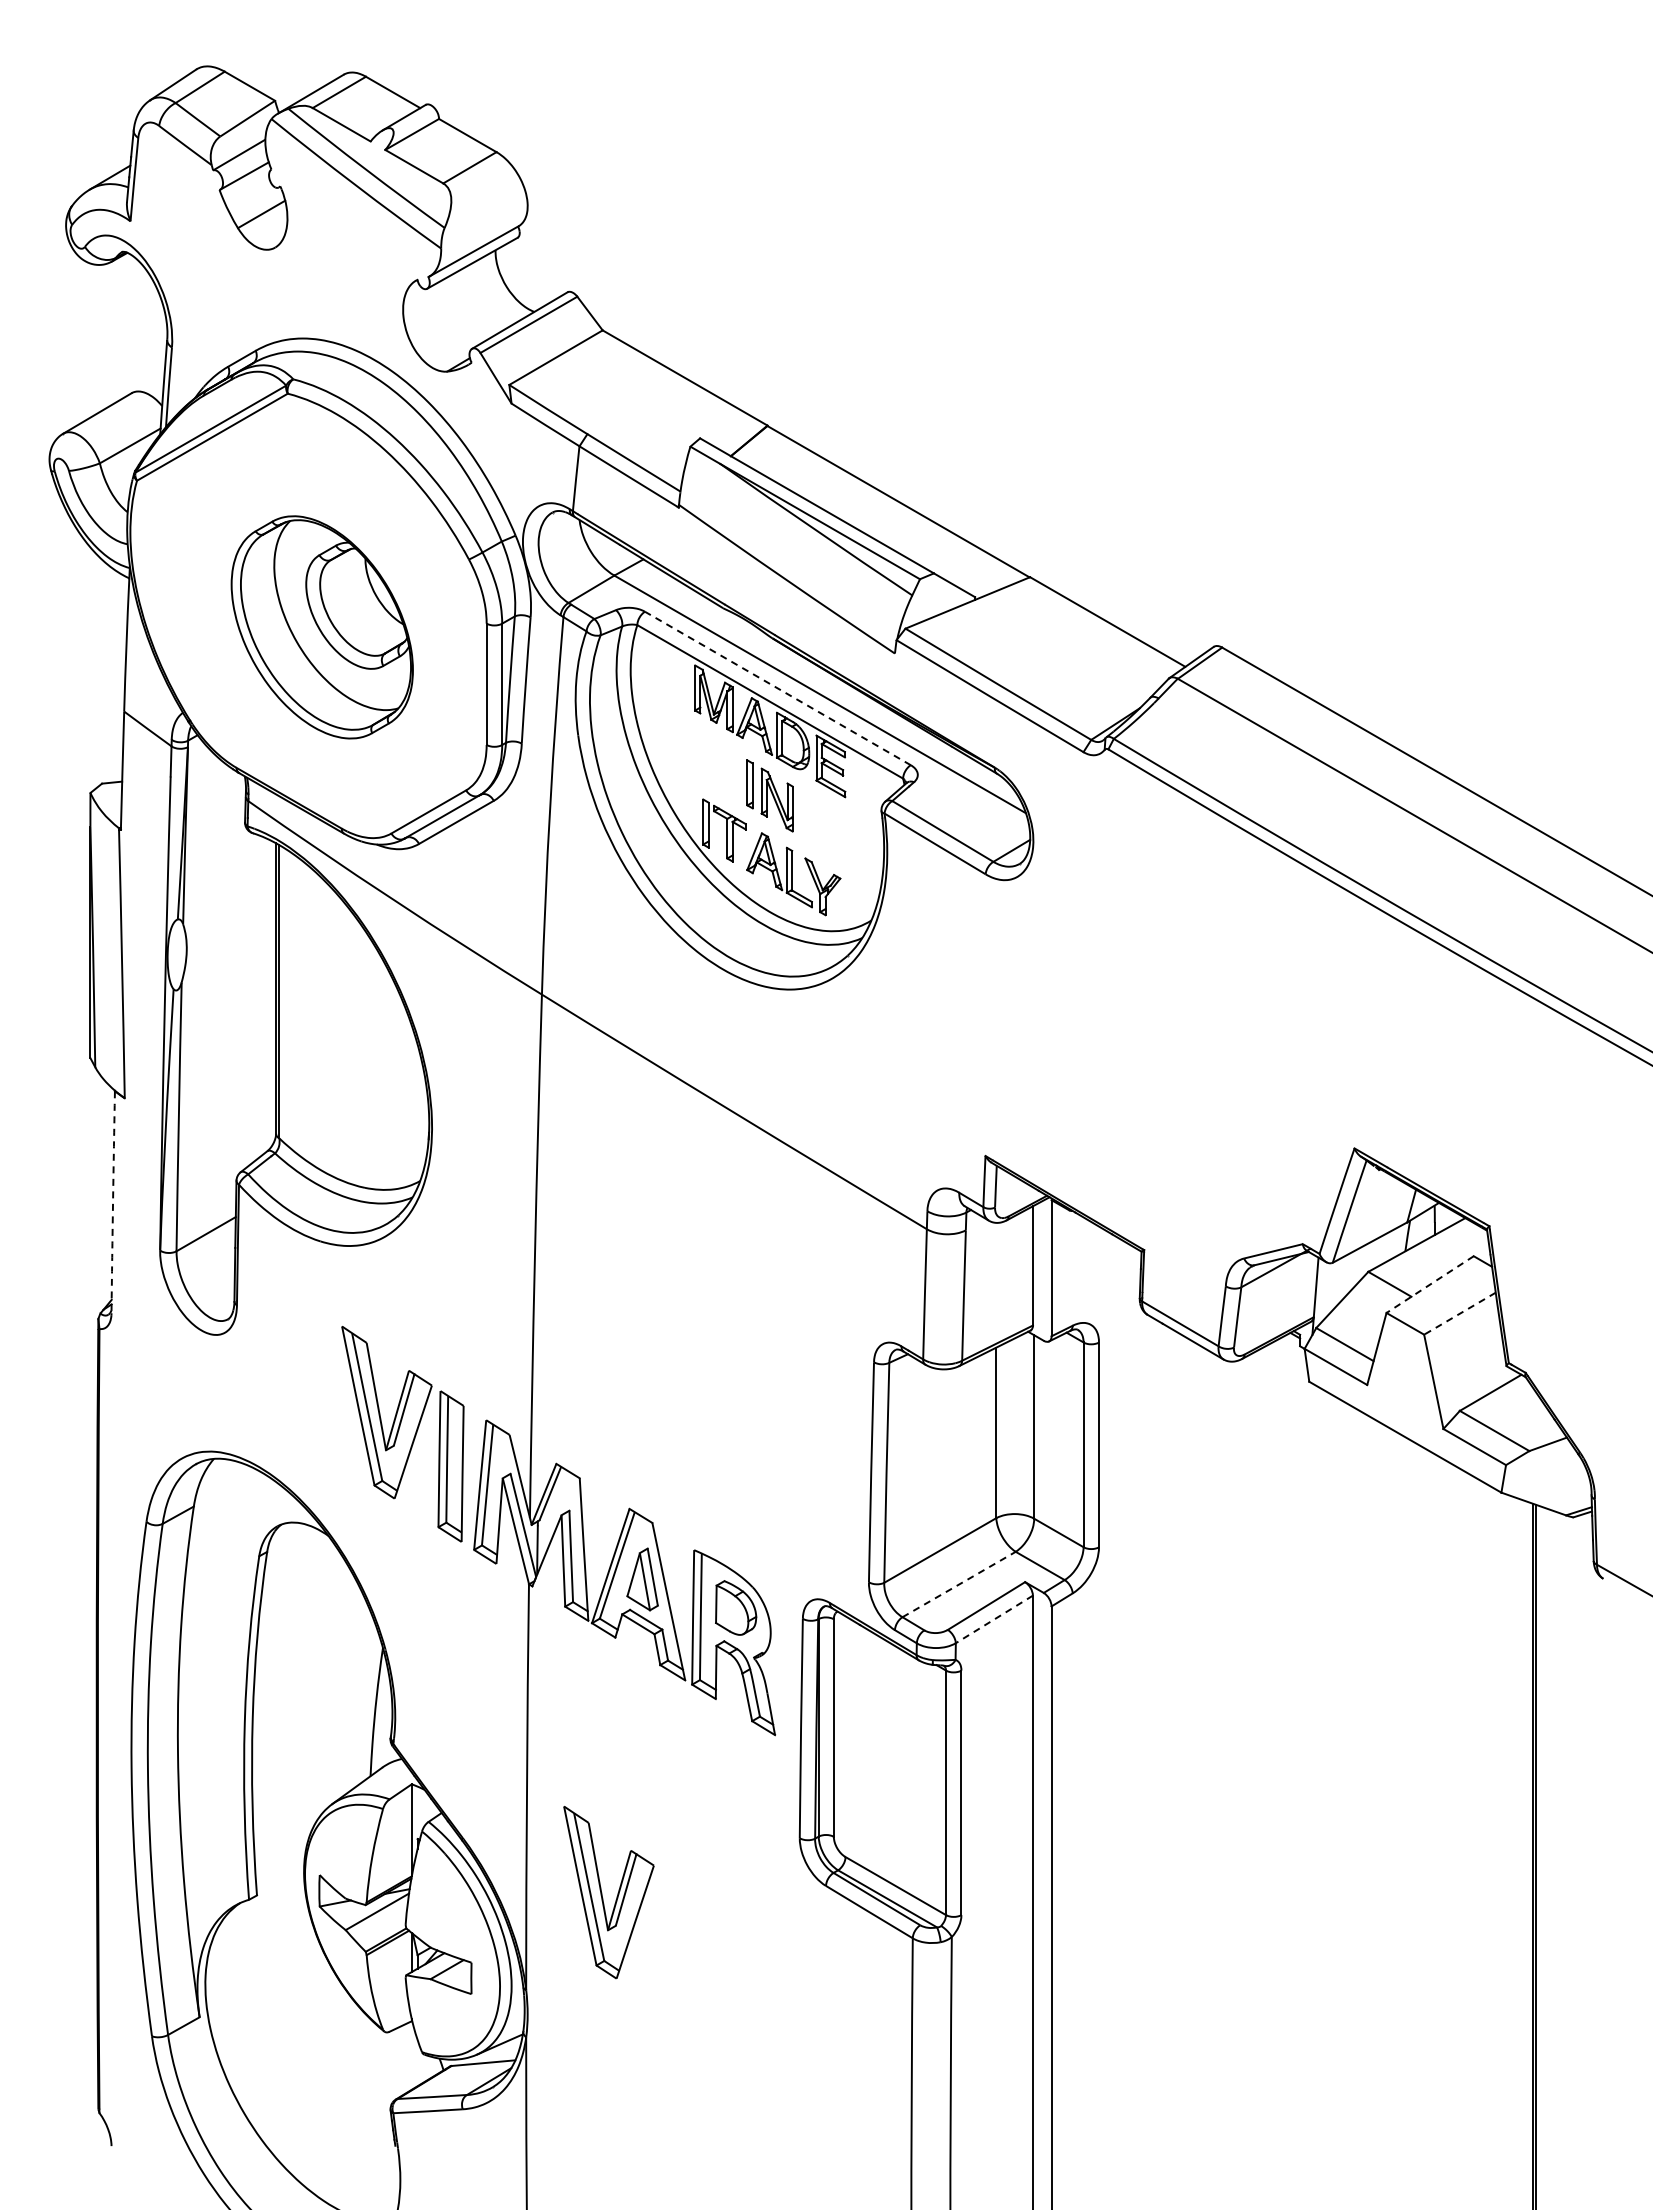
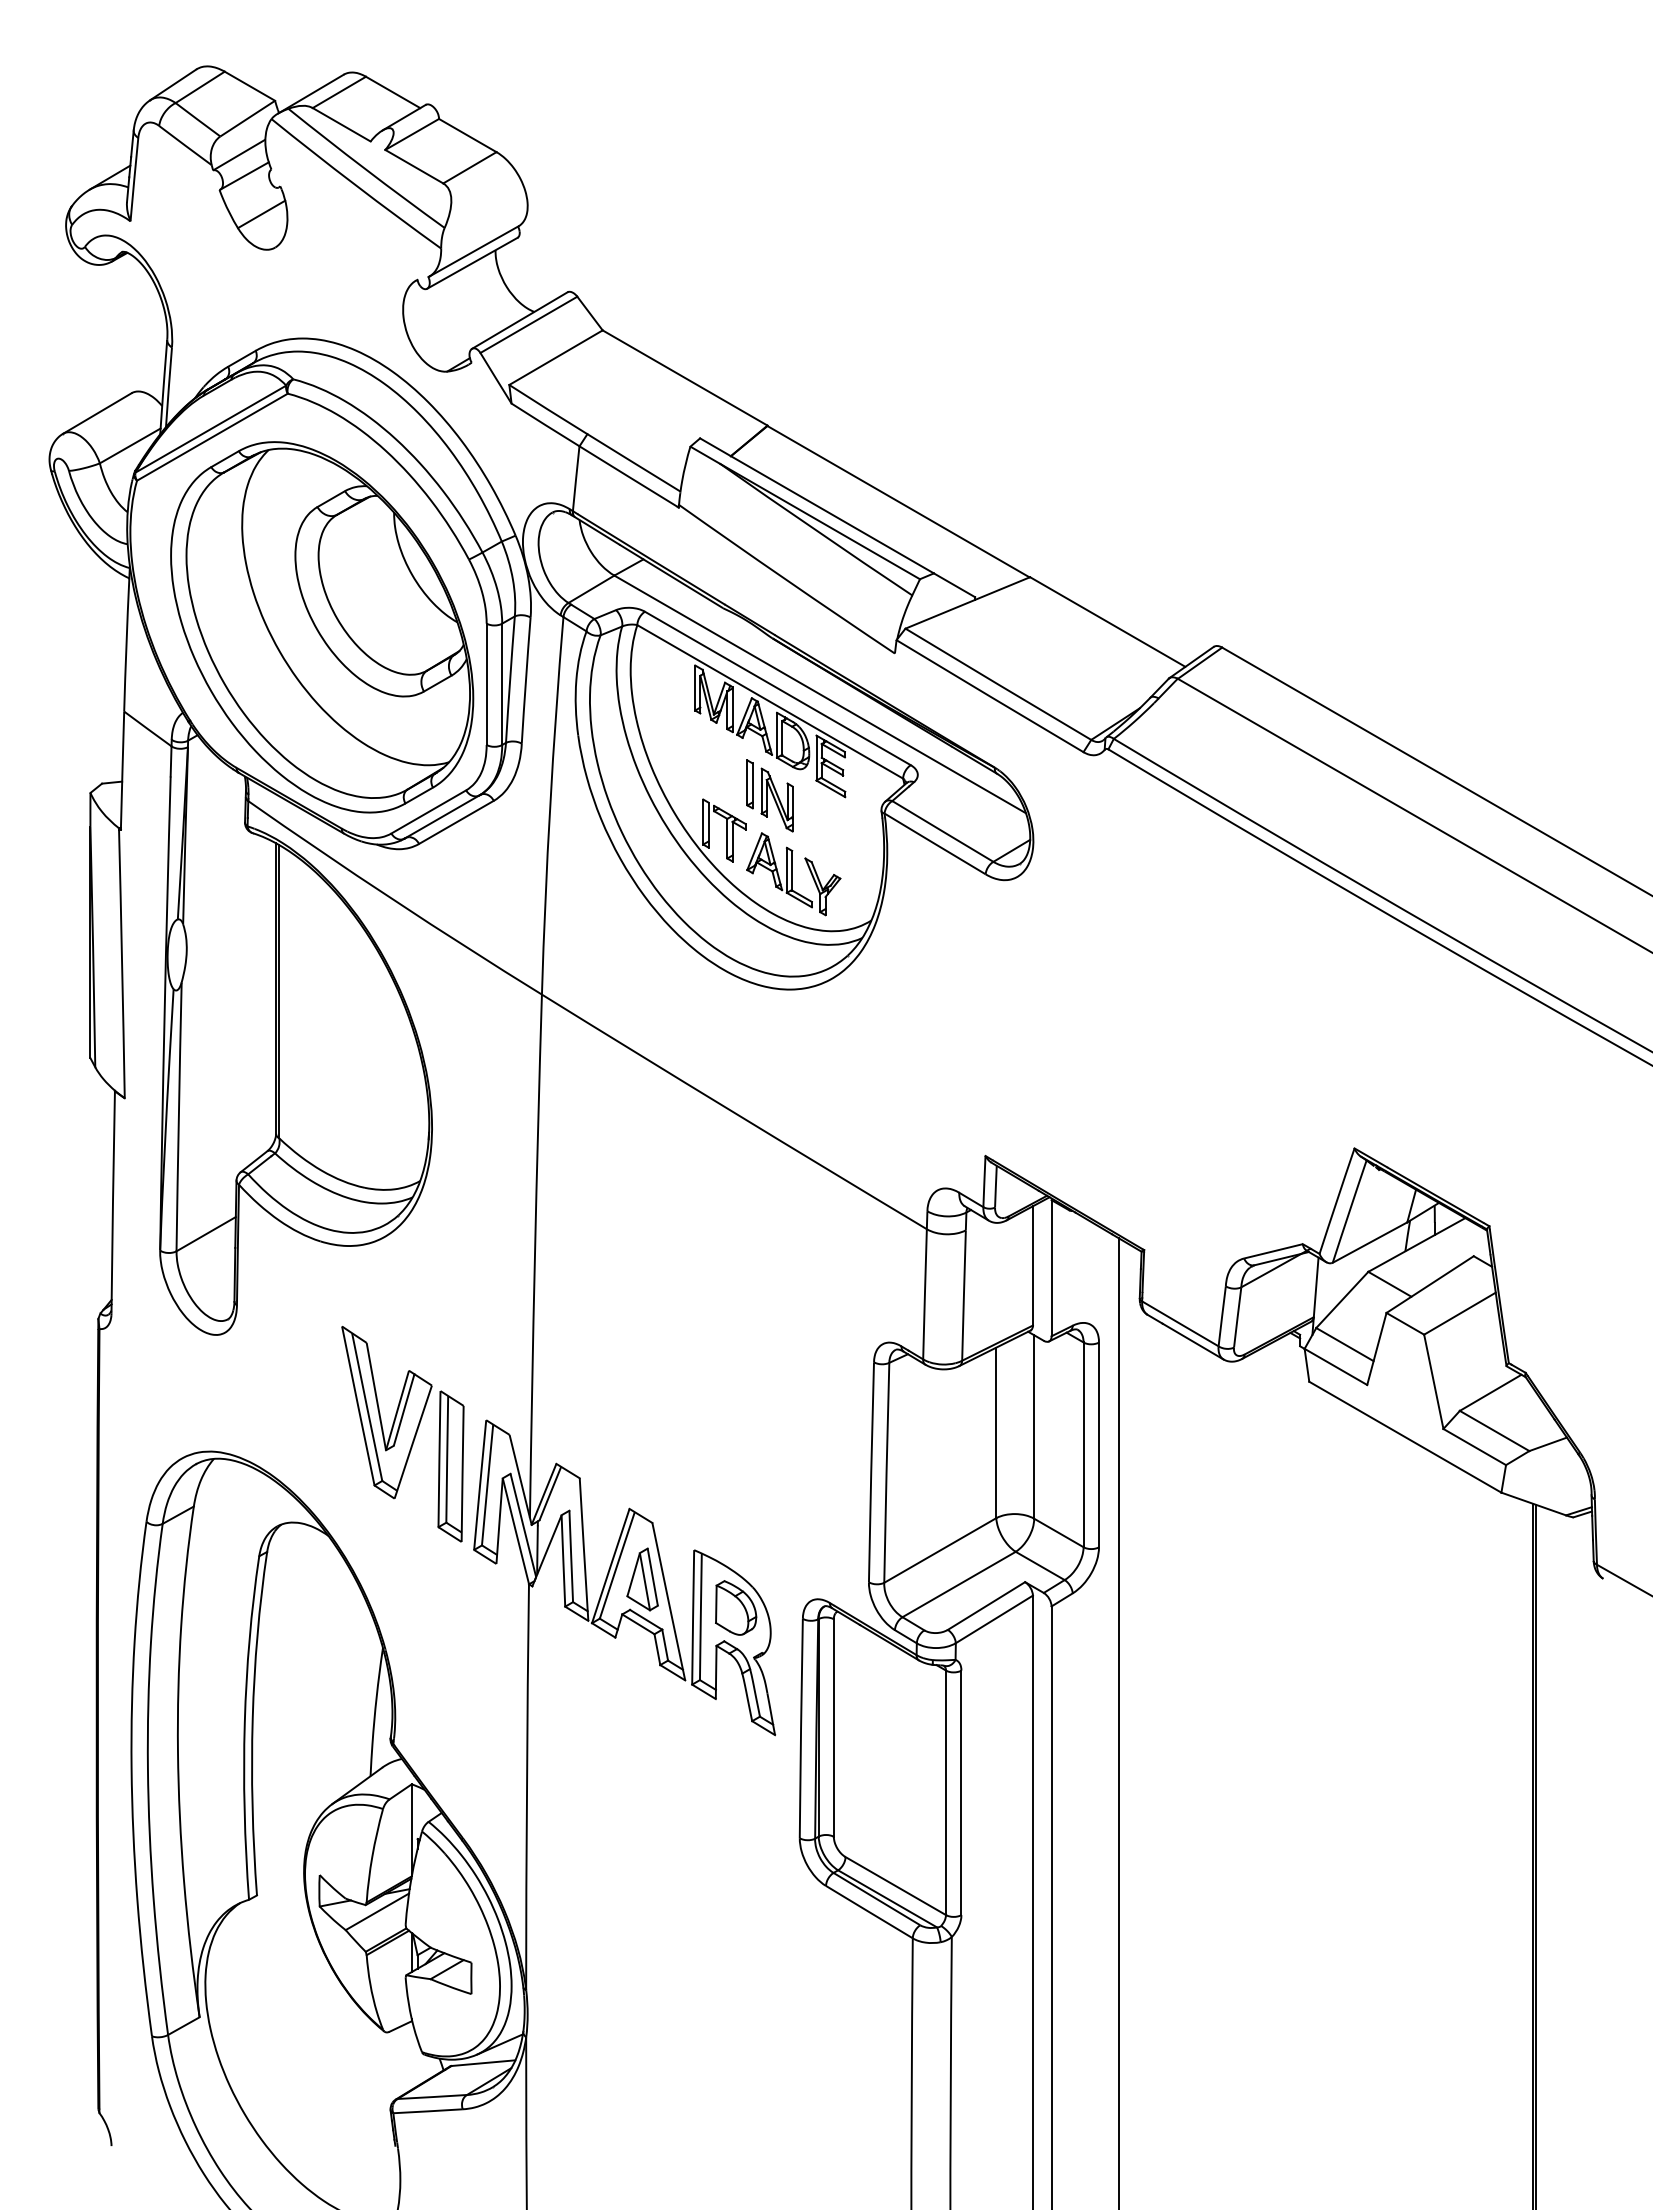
part size: 184x225 px -> 305x373 px (322, 627)
line: dashed -> solid (777, 688)
arc: dashed -> solid (113, 1202)
line: dashed -> solid (1429, 1284)
line: dashed -> solid (1459, 1313)
line: dashed -> solid (959, 1584)
line: dashed -> solid (993, 1619)
line: none -> present (1118, 1722)
part: present -> none (608, 1892)
